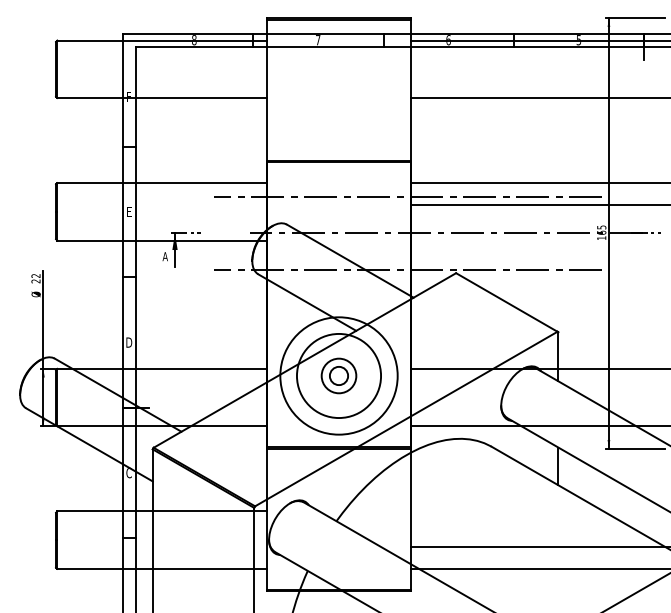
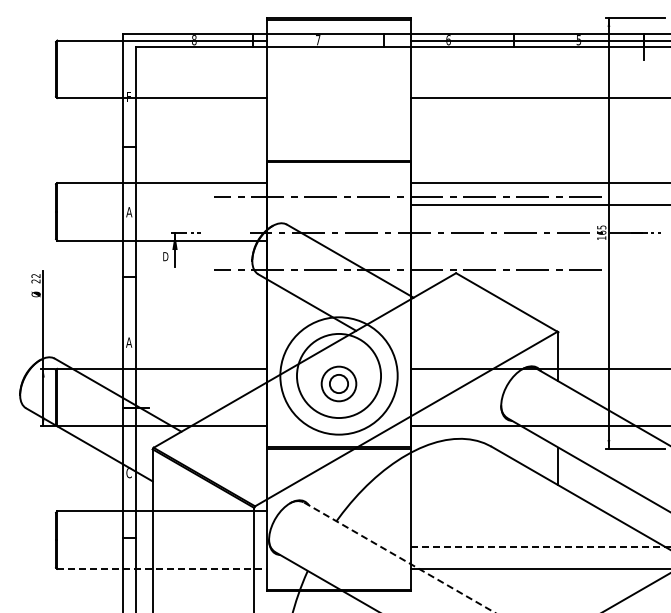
text: E -> A (129, 212)
text: A -> D (165, 256)
text: D -> A (129, 342)
part position: (338, 375) -> (338, 383) (338, 383)
line: solid -> dashed (540, 546)
line: solid -> dashed (398, 557)
line: solid -> dashed (162, 568)
